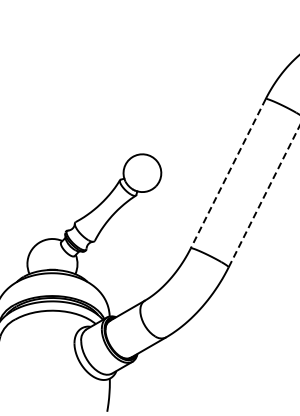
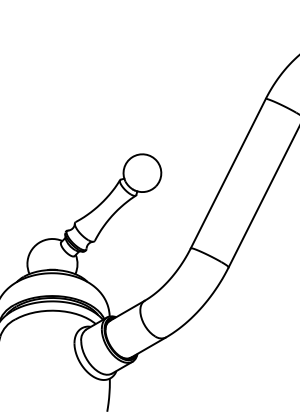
line: dashed -> solid (228, 173)
line: dashed -> solid (264, 196)
